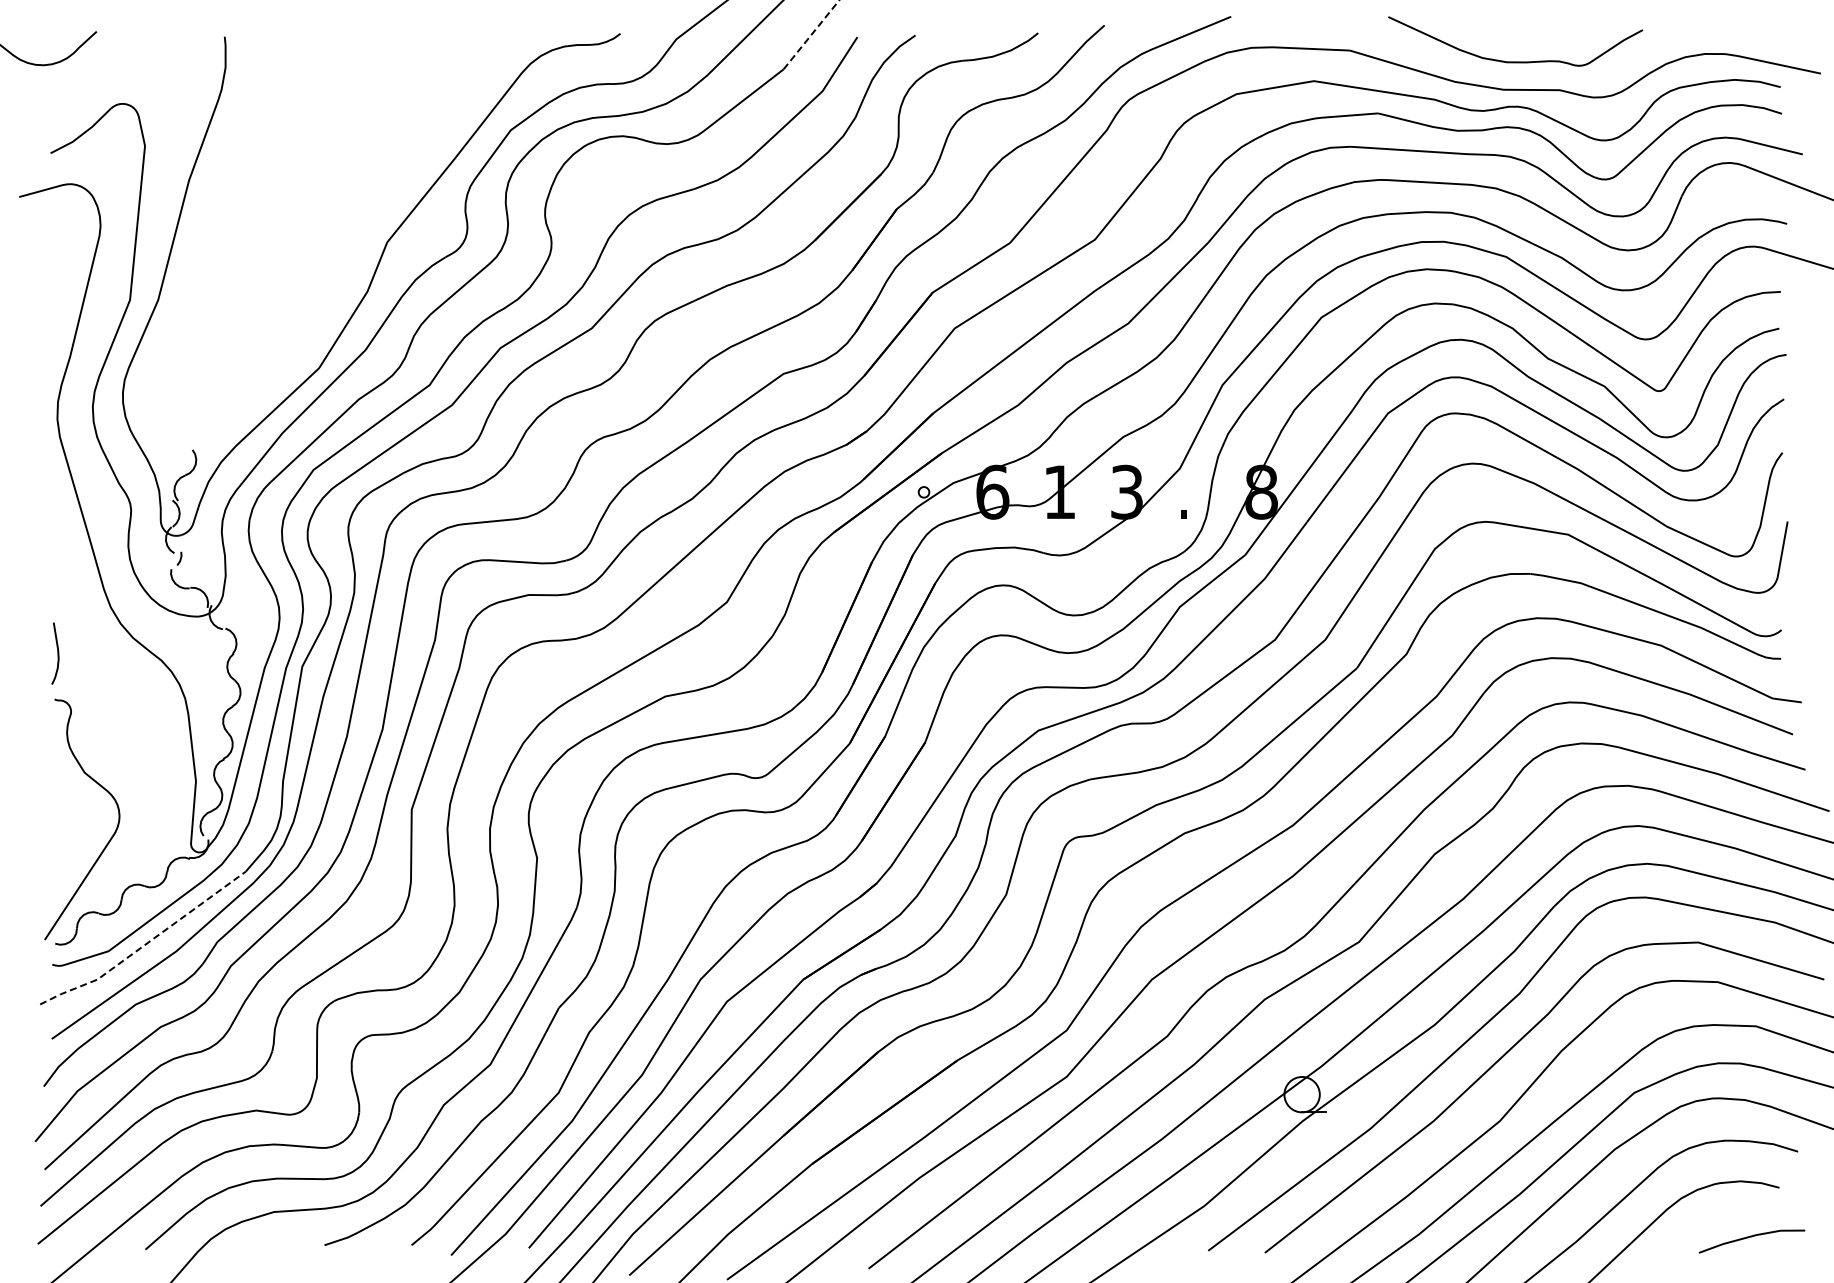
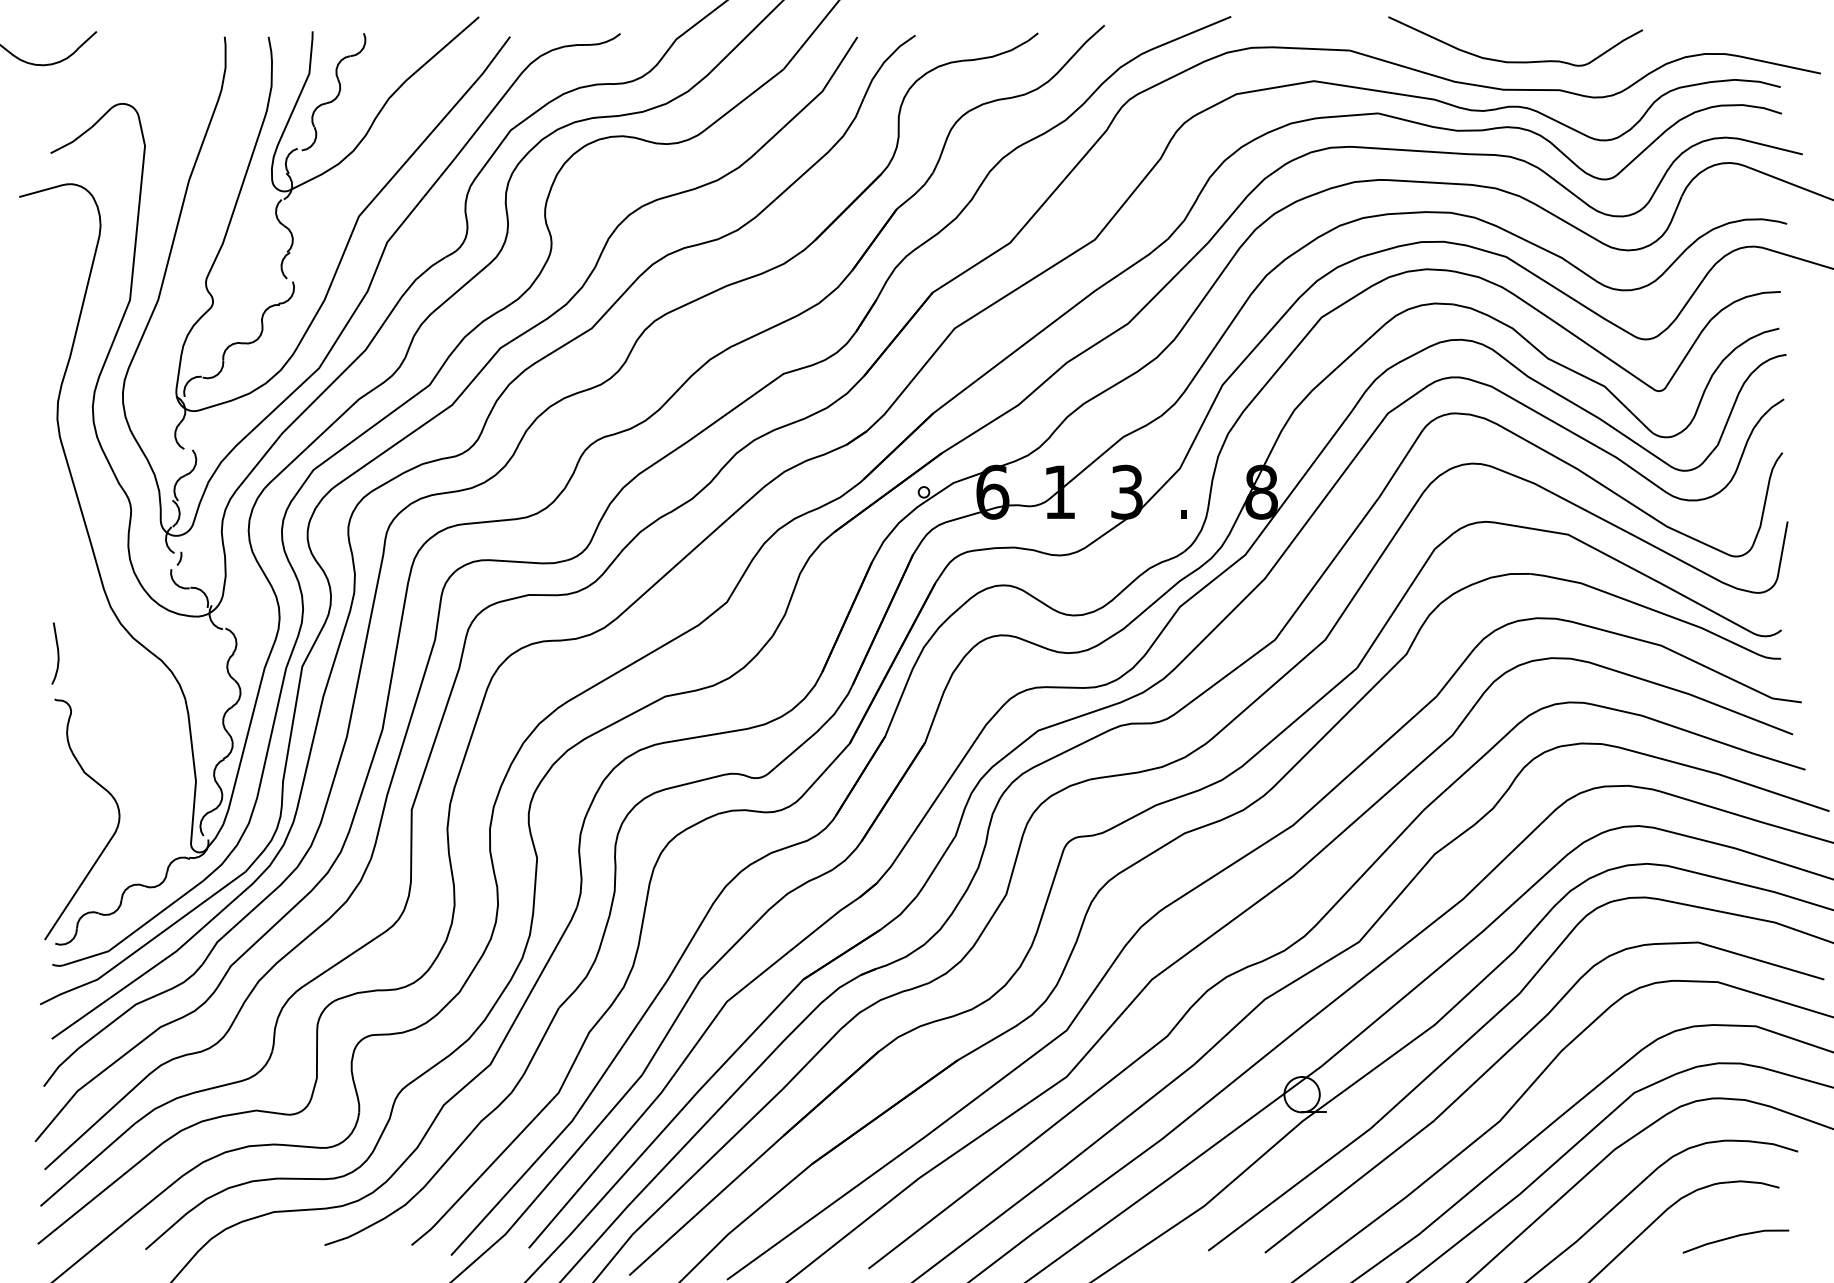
line: dashed -> solid (811, 34)
part: none -> present (349, 236)
line: dashed -> solid (145, 944)
line position: (1751, 1237) -> (1735, 1237) (1735, 1237)
